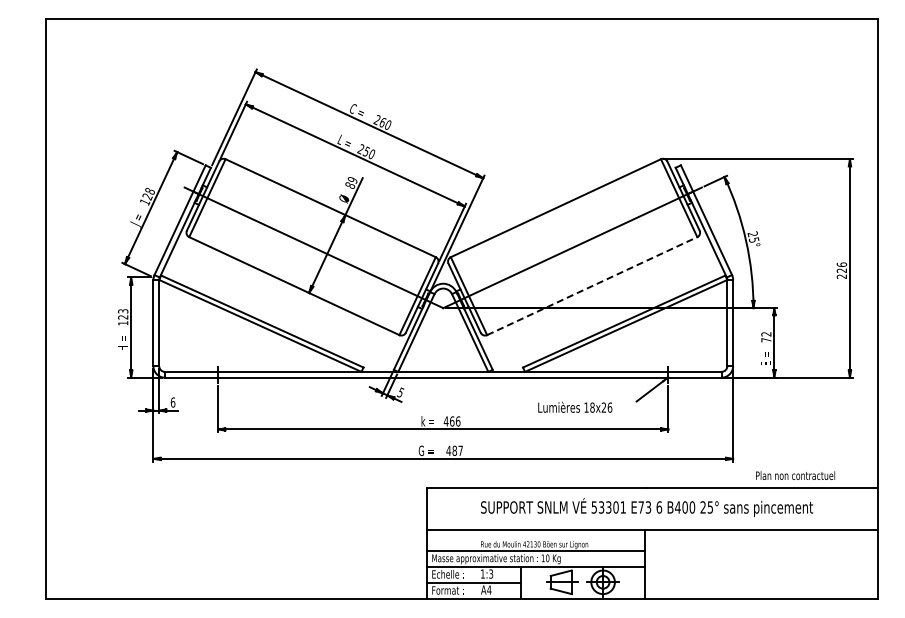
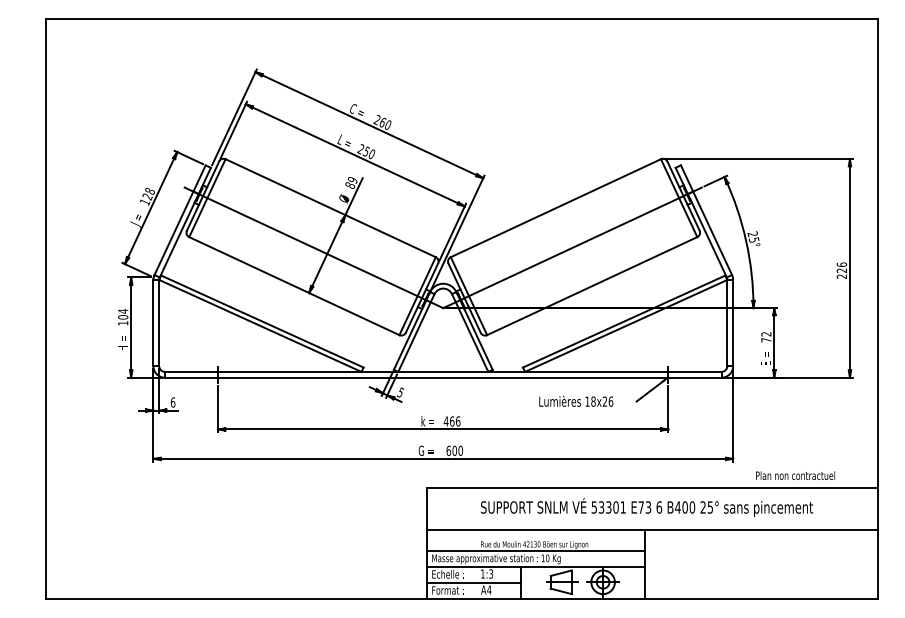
line: dashed -> solid (592, 286)
text: 123 -> 104 (123, 314)
text position: (575, 406) -> (576, 400) (576, 400)
text: 487 -> 600 (454, 450)
